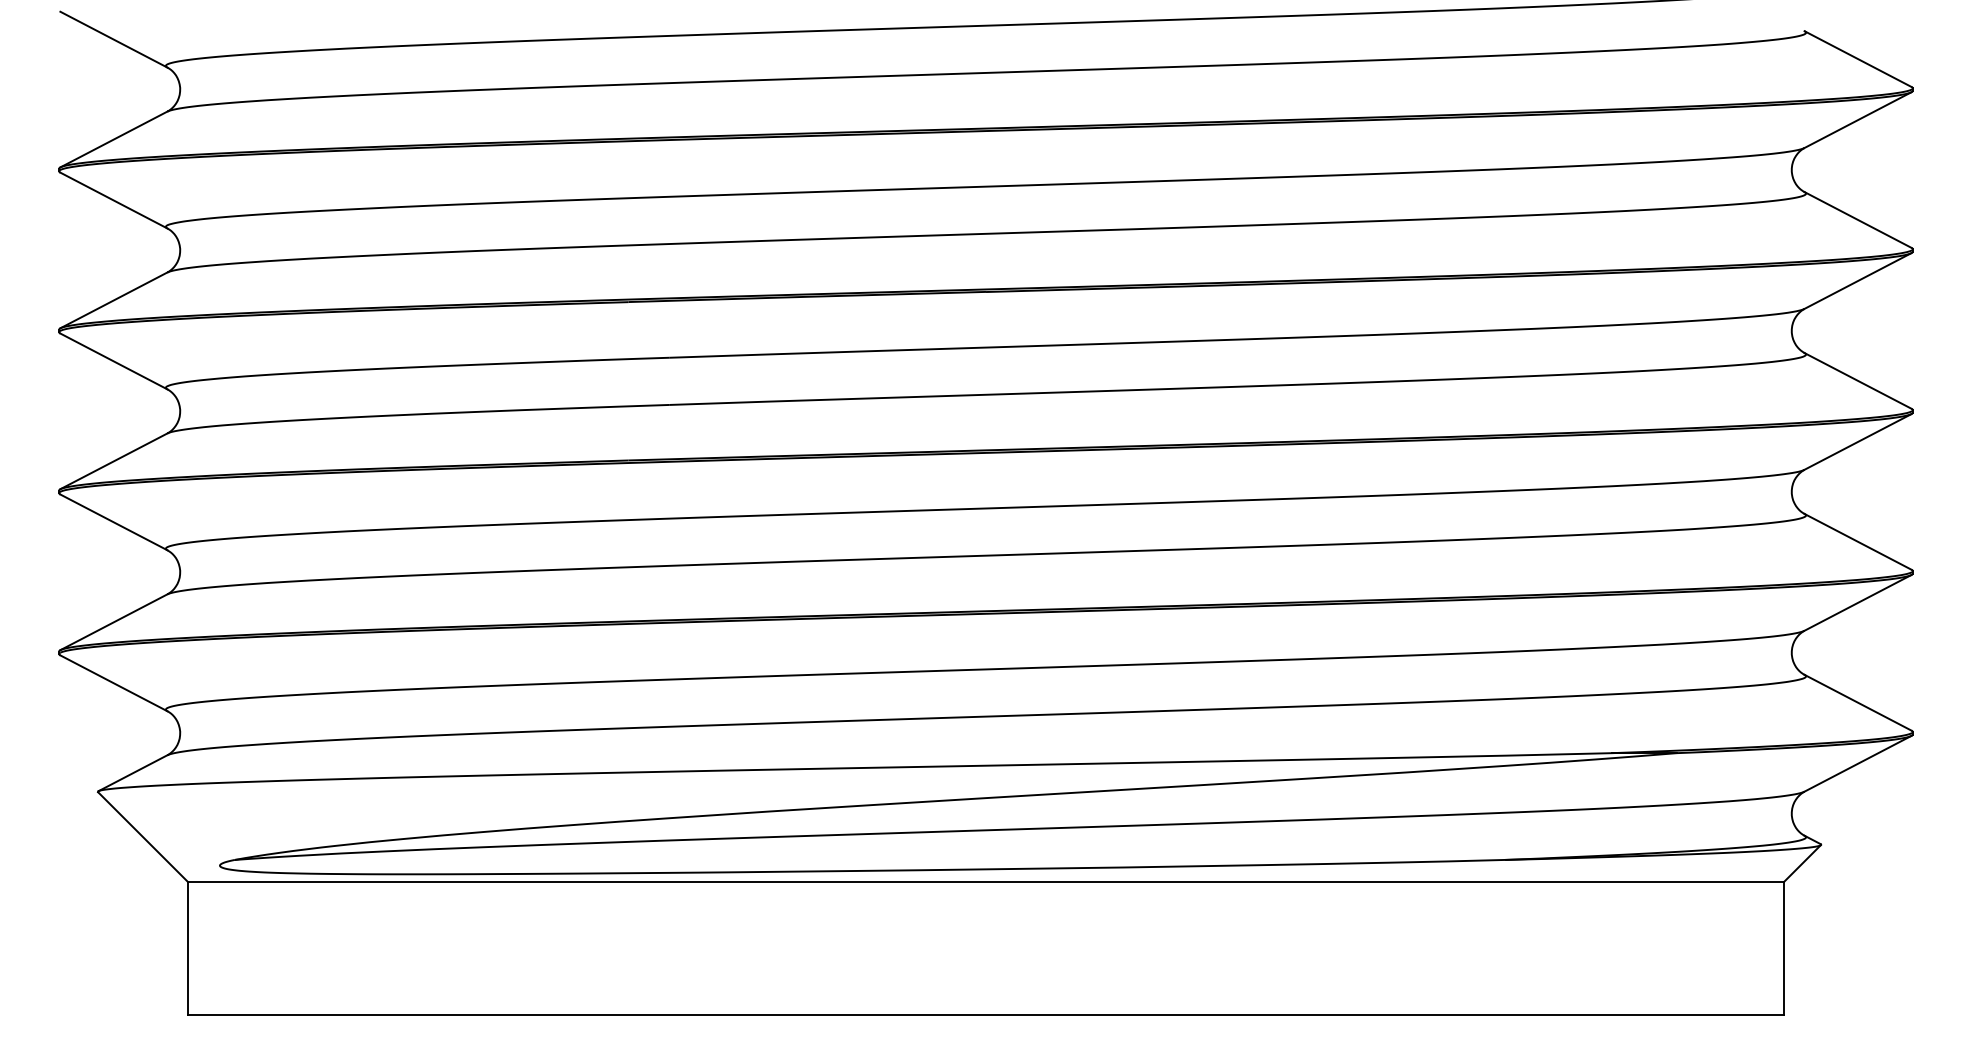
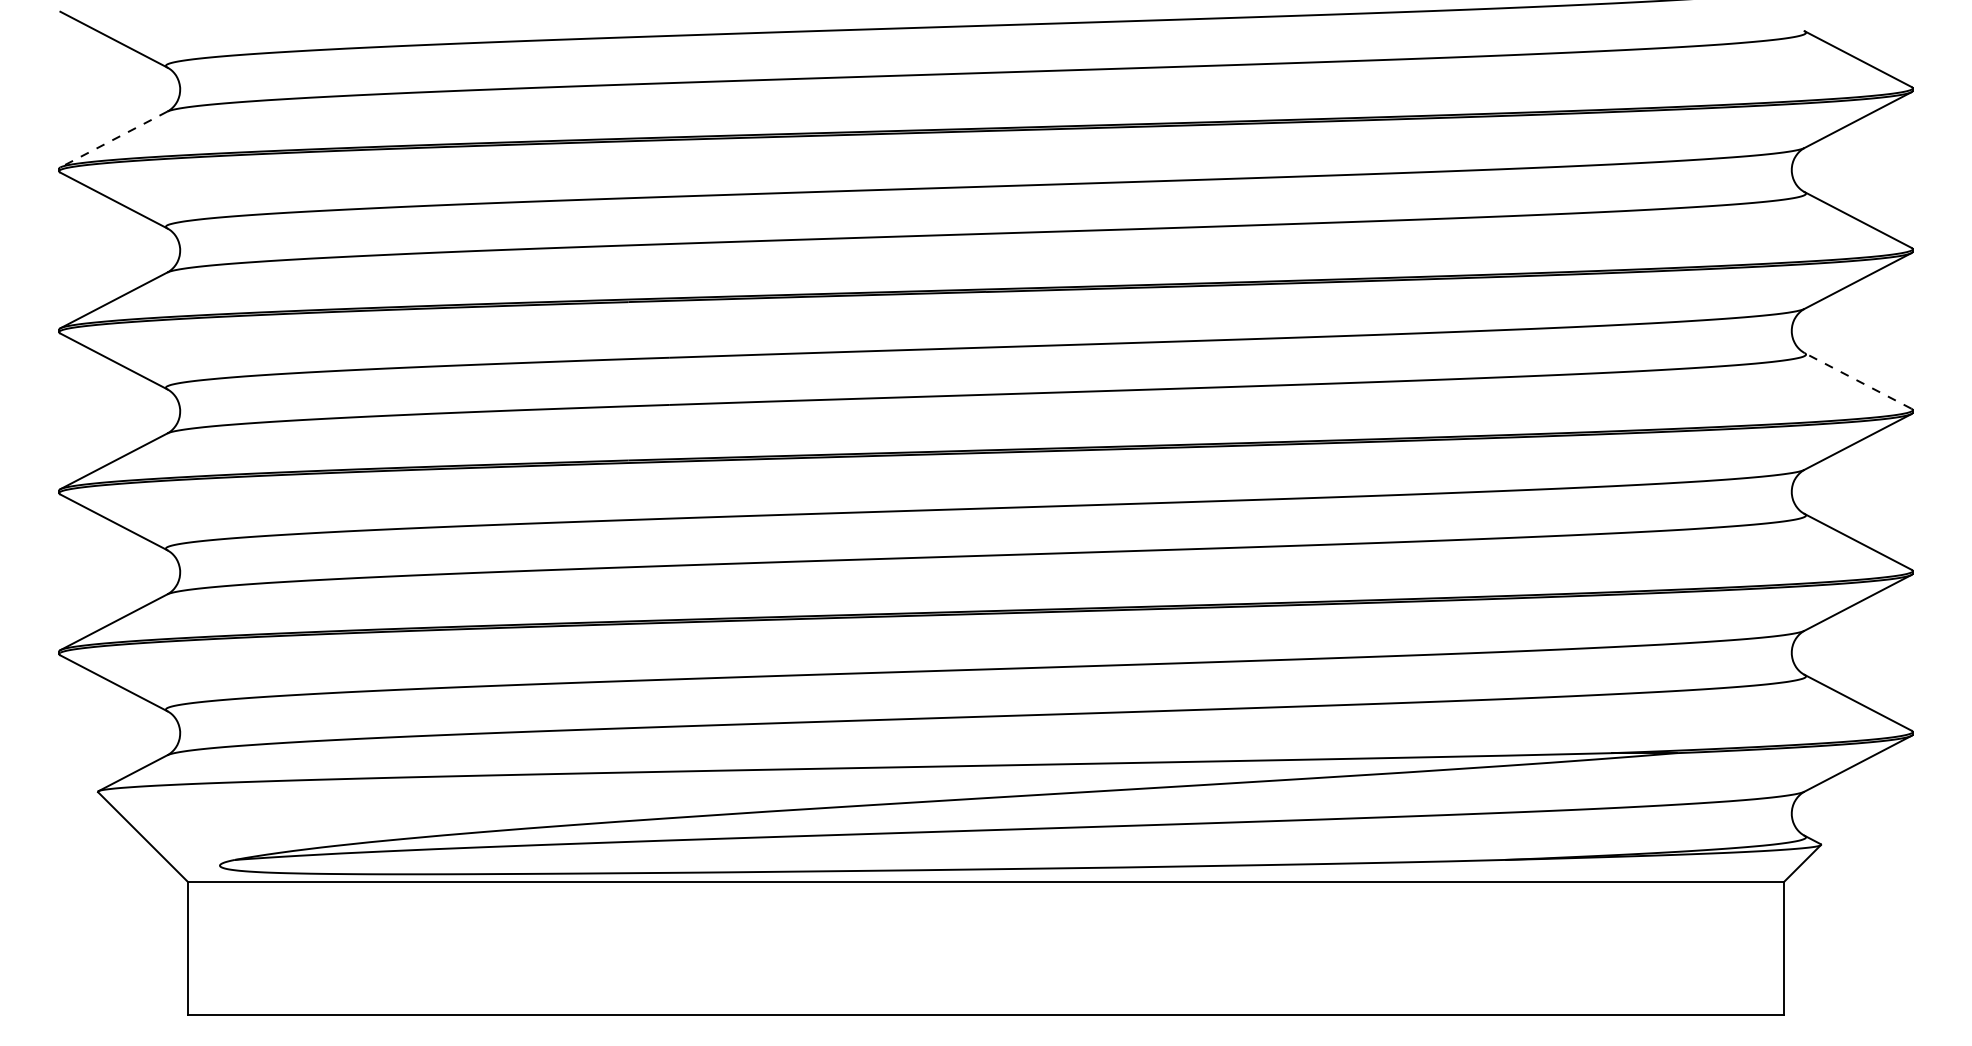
line: solid -> dashed (113, 139)
line: solid -> dashed (1857, 380)
